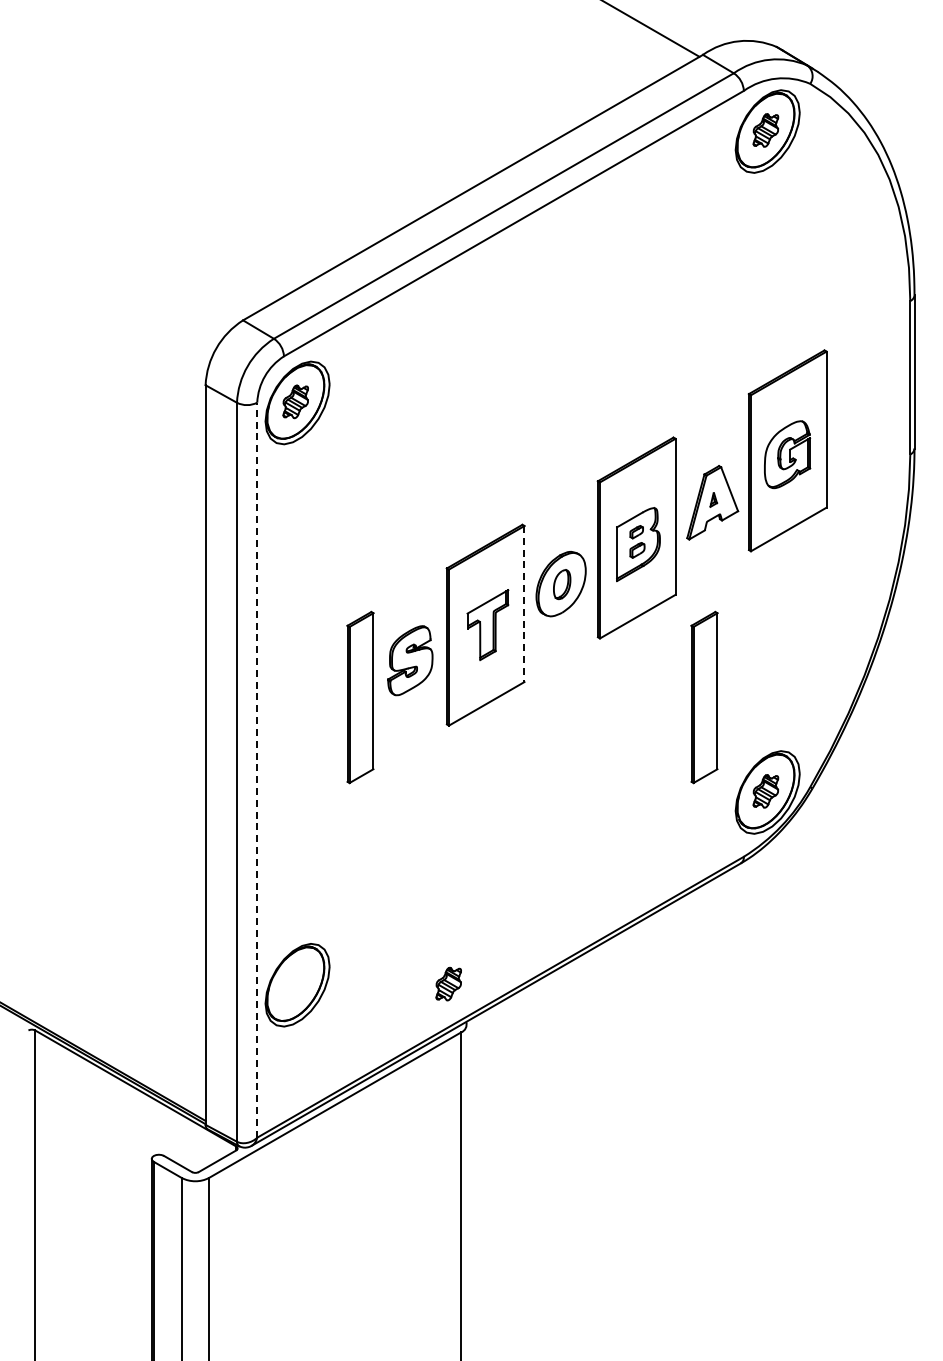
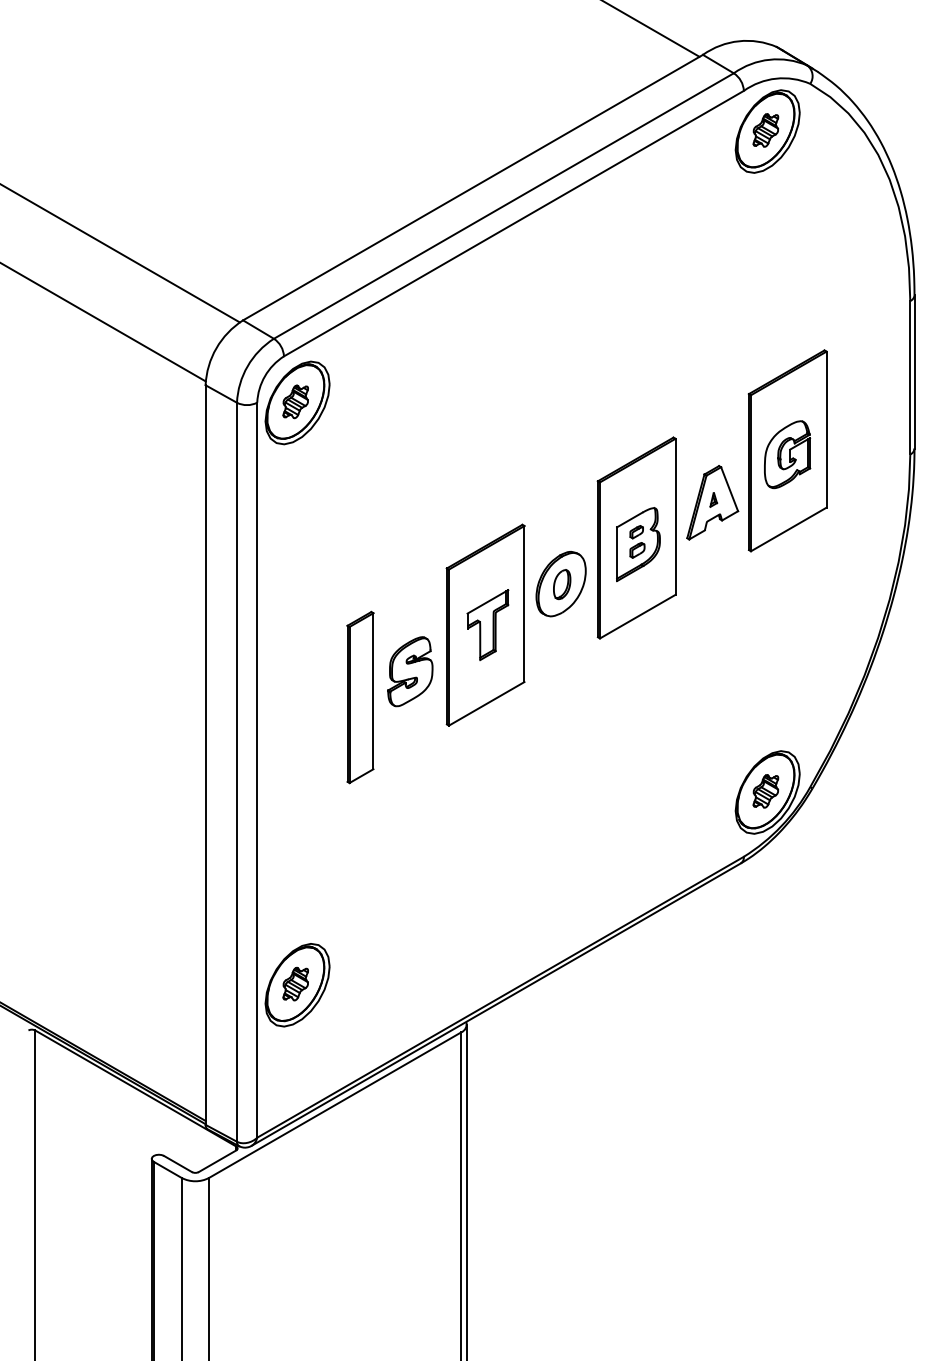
line: none -> present (120, 253)
line: none -> present (103, 322)
line: dashed -> solid (524, 604)
part position: (410, 660) -> (410, 671) (410, 671)
part: present -> none (704, 697)
line: dashed -> solid (257, 770)
part position: (448, 983) -> (295, 983) (295, 983)
line: none -> present (466, 1190)
